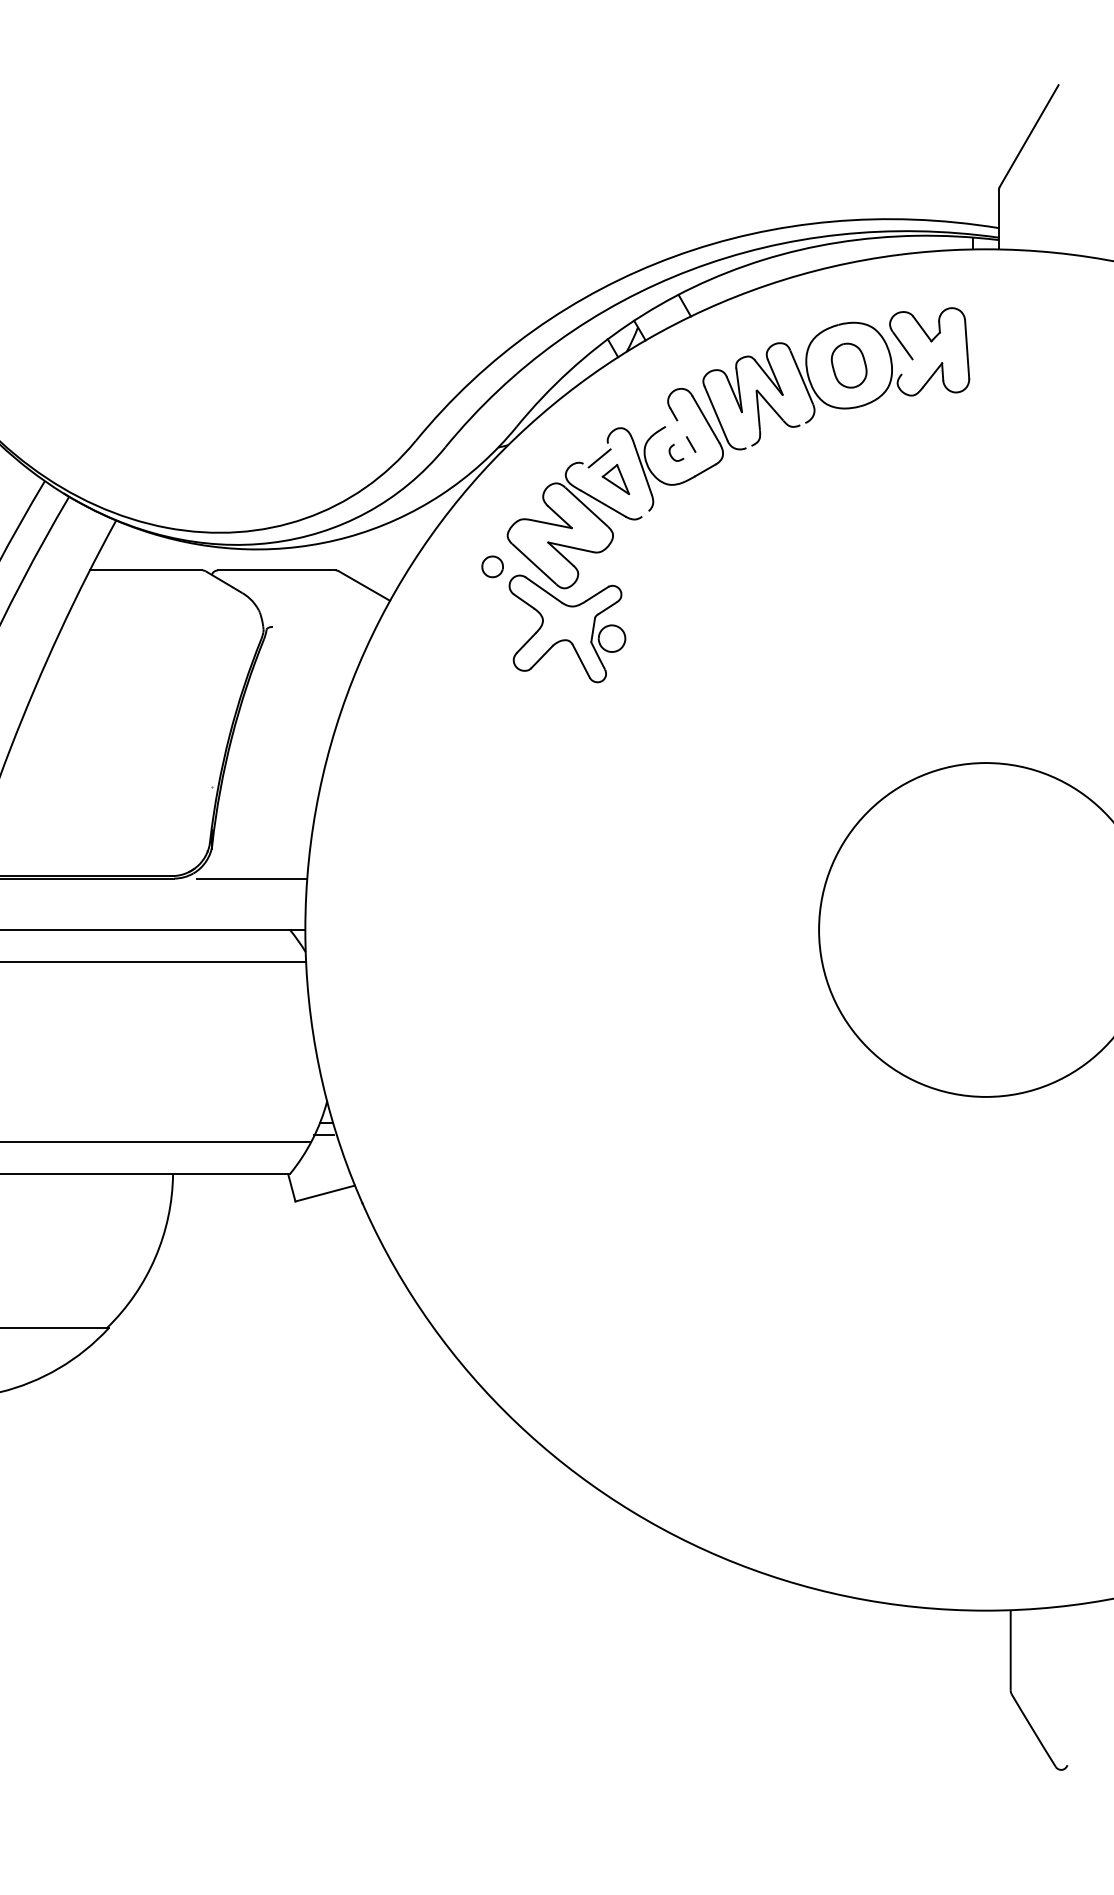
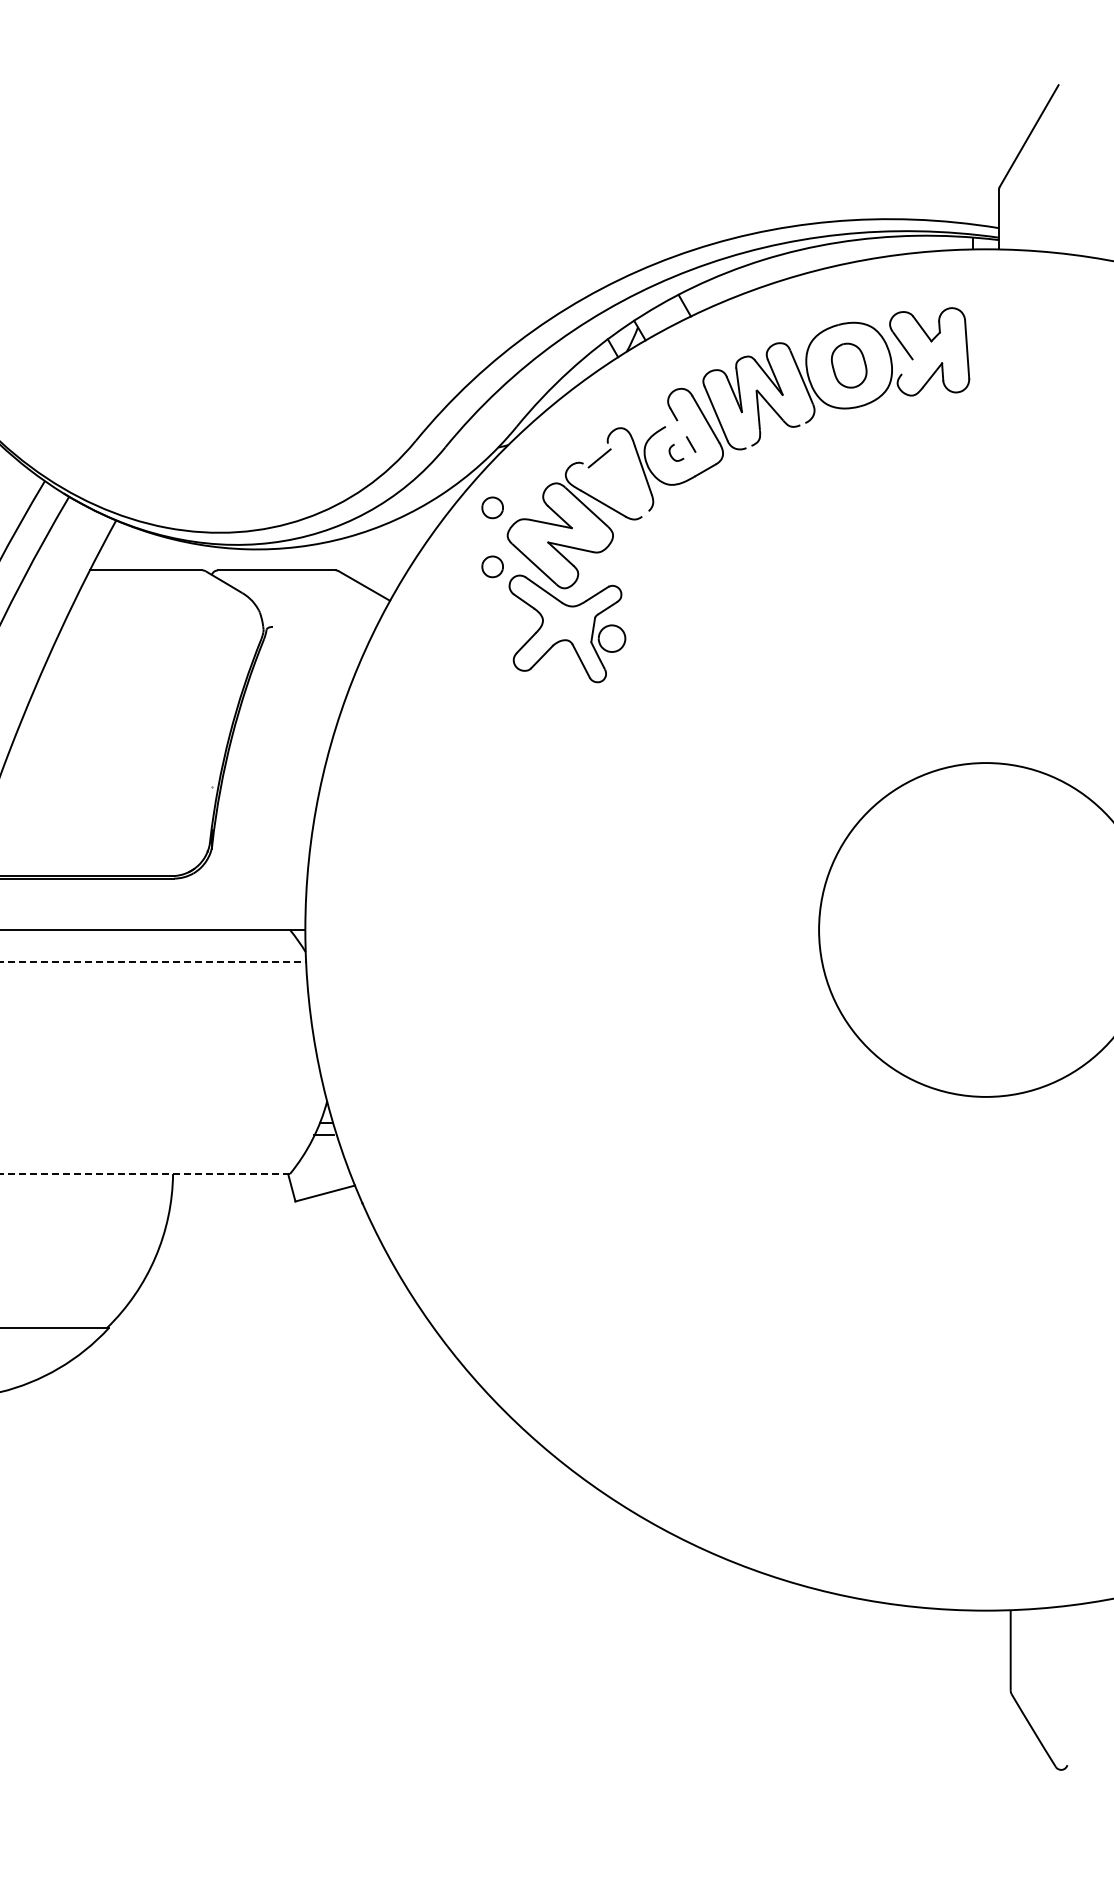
part: present -> none (615, 479)
part: none -> present (492, 507)
line: present -> none (252, 878)
line: solid -> dashed (153, 962)
line: present -> none (156, 1141)
line: solid -> dashed (145, 1174)
